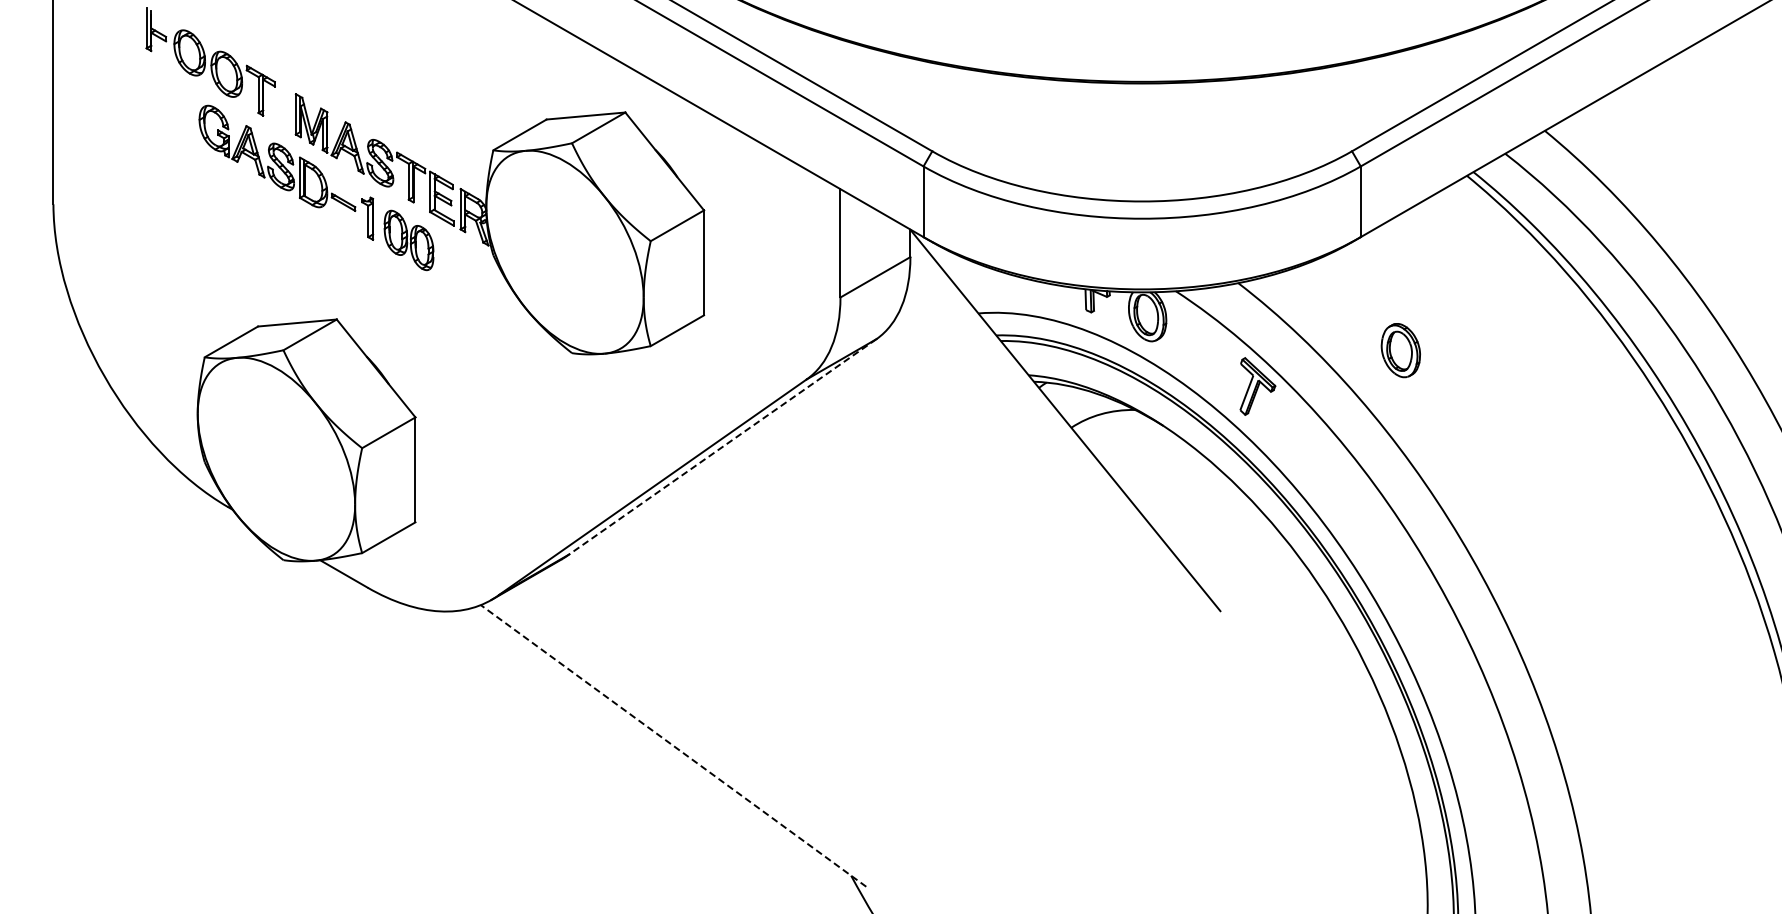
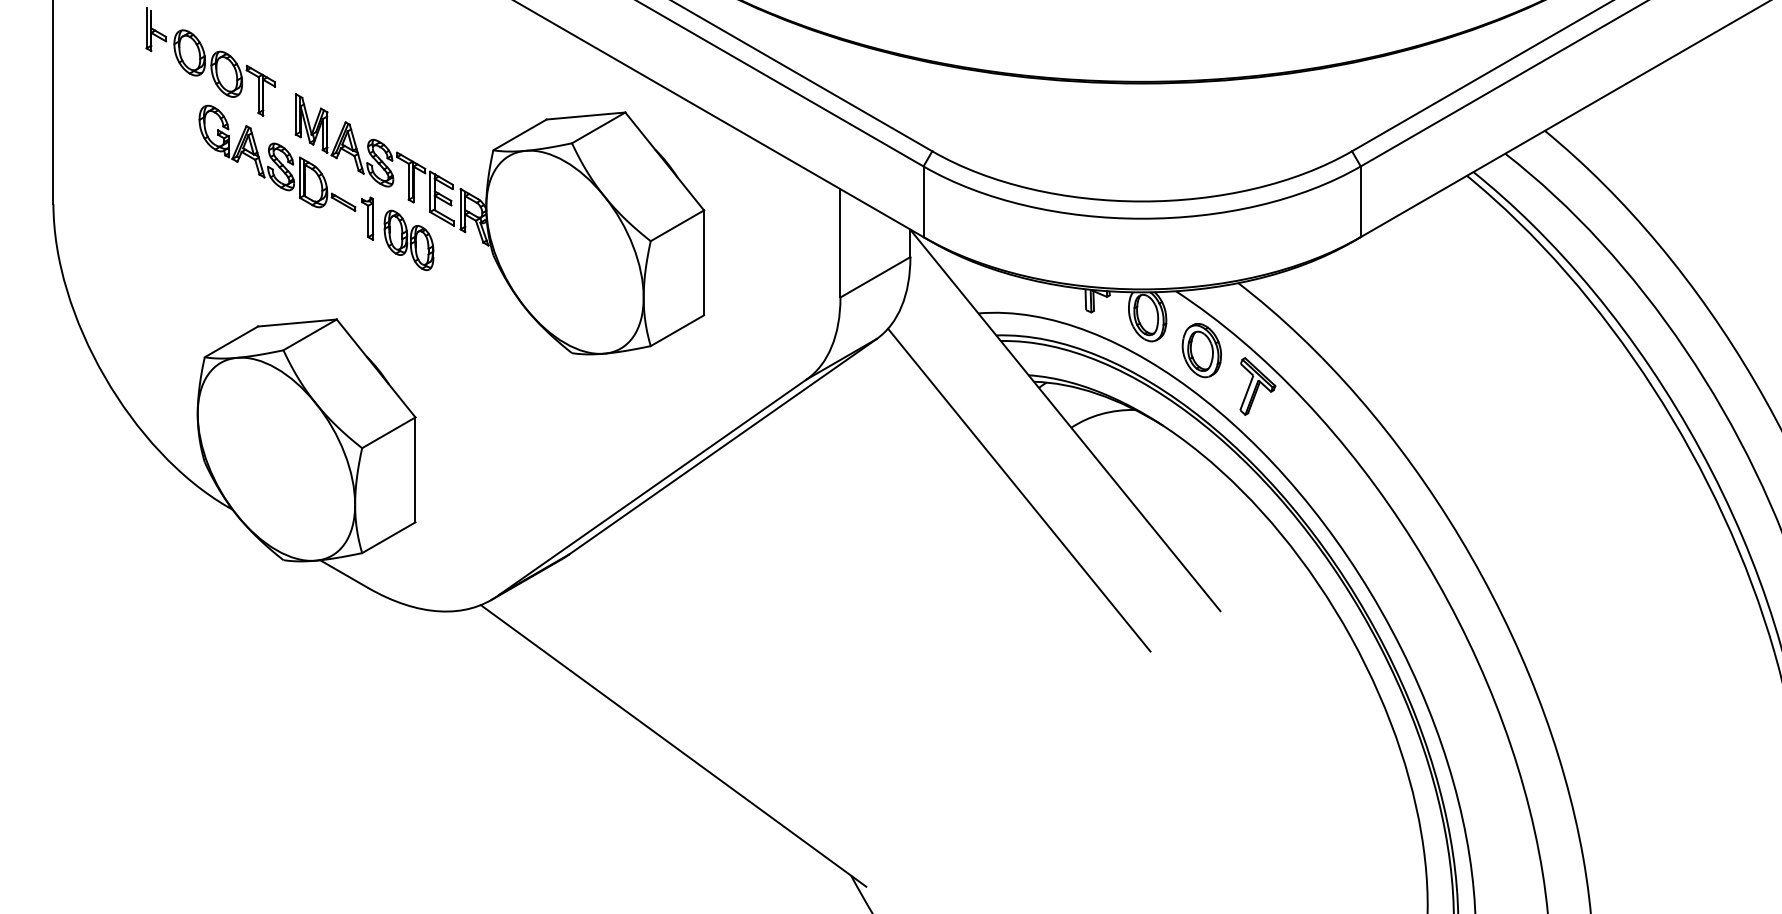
part position: (1400, 350) -> (1201, 350) (1201, 350)
line: dashed -> solid (722, 446)
line: none -> present (1019, 489)
line: dashed -> solid (673, 745)
